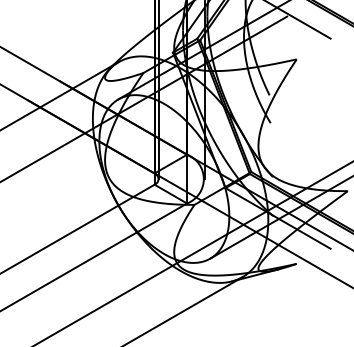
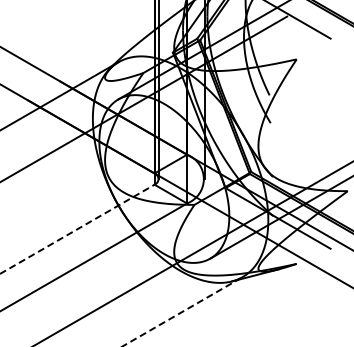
line: solid -> dashed (77, 229)
line: solid -> dashed (182, 311)
